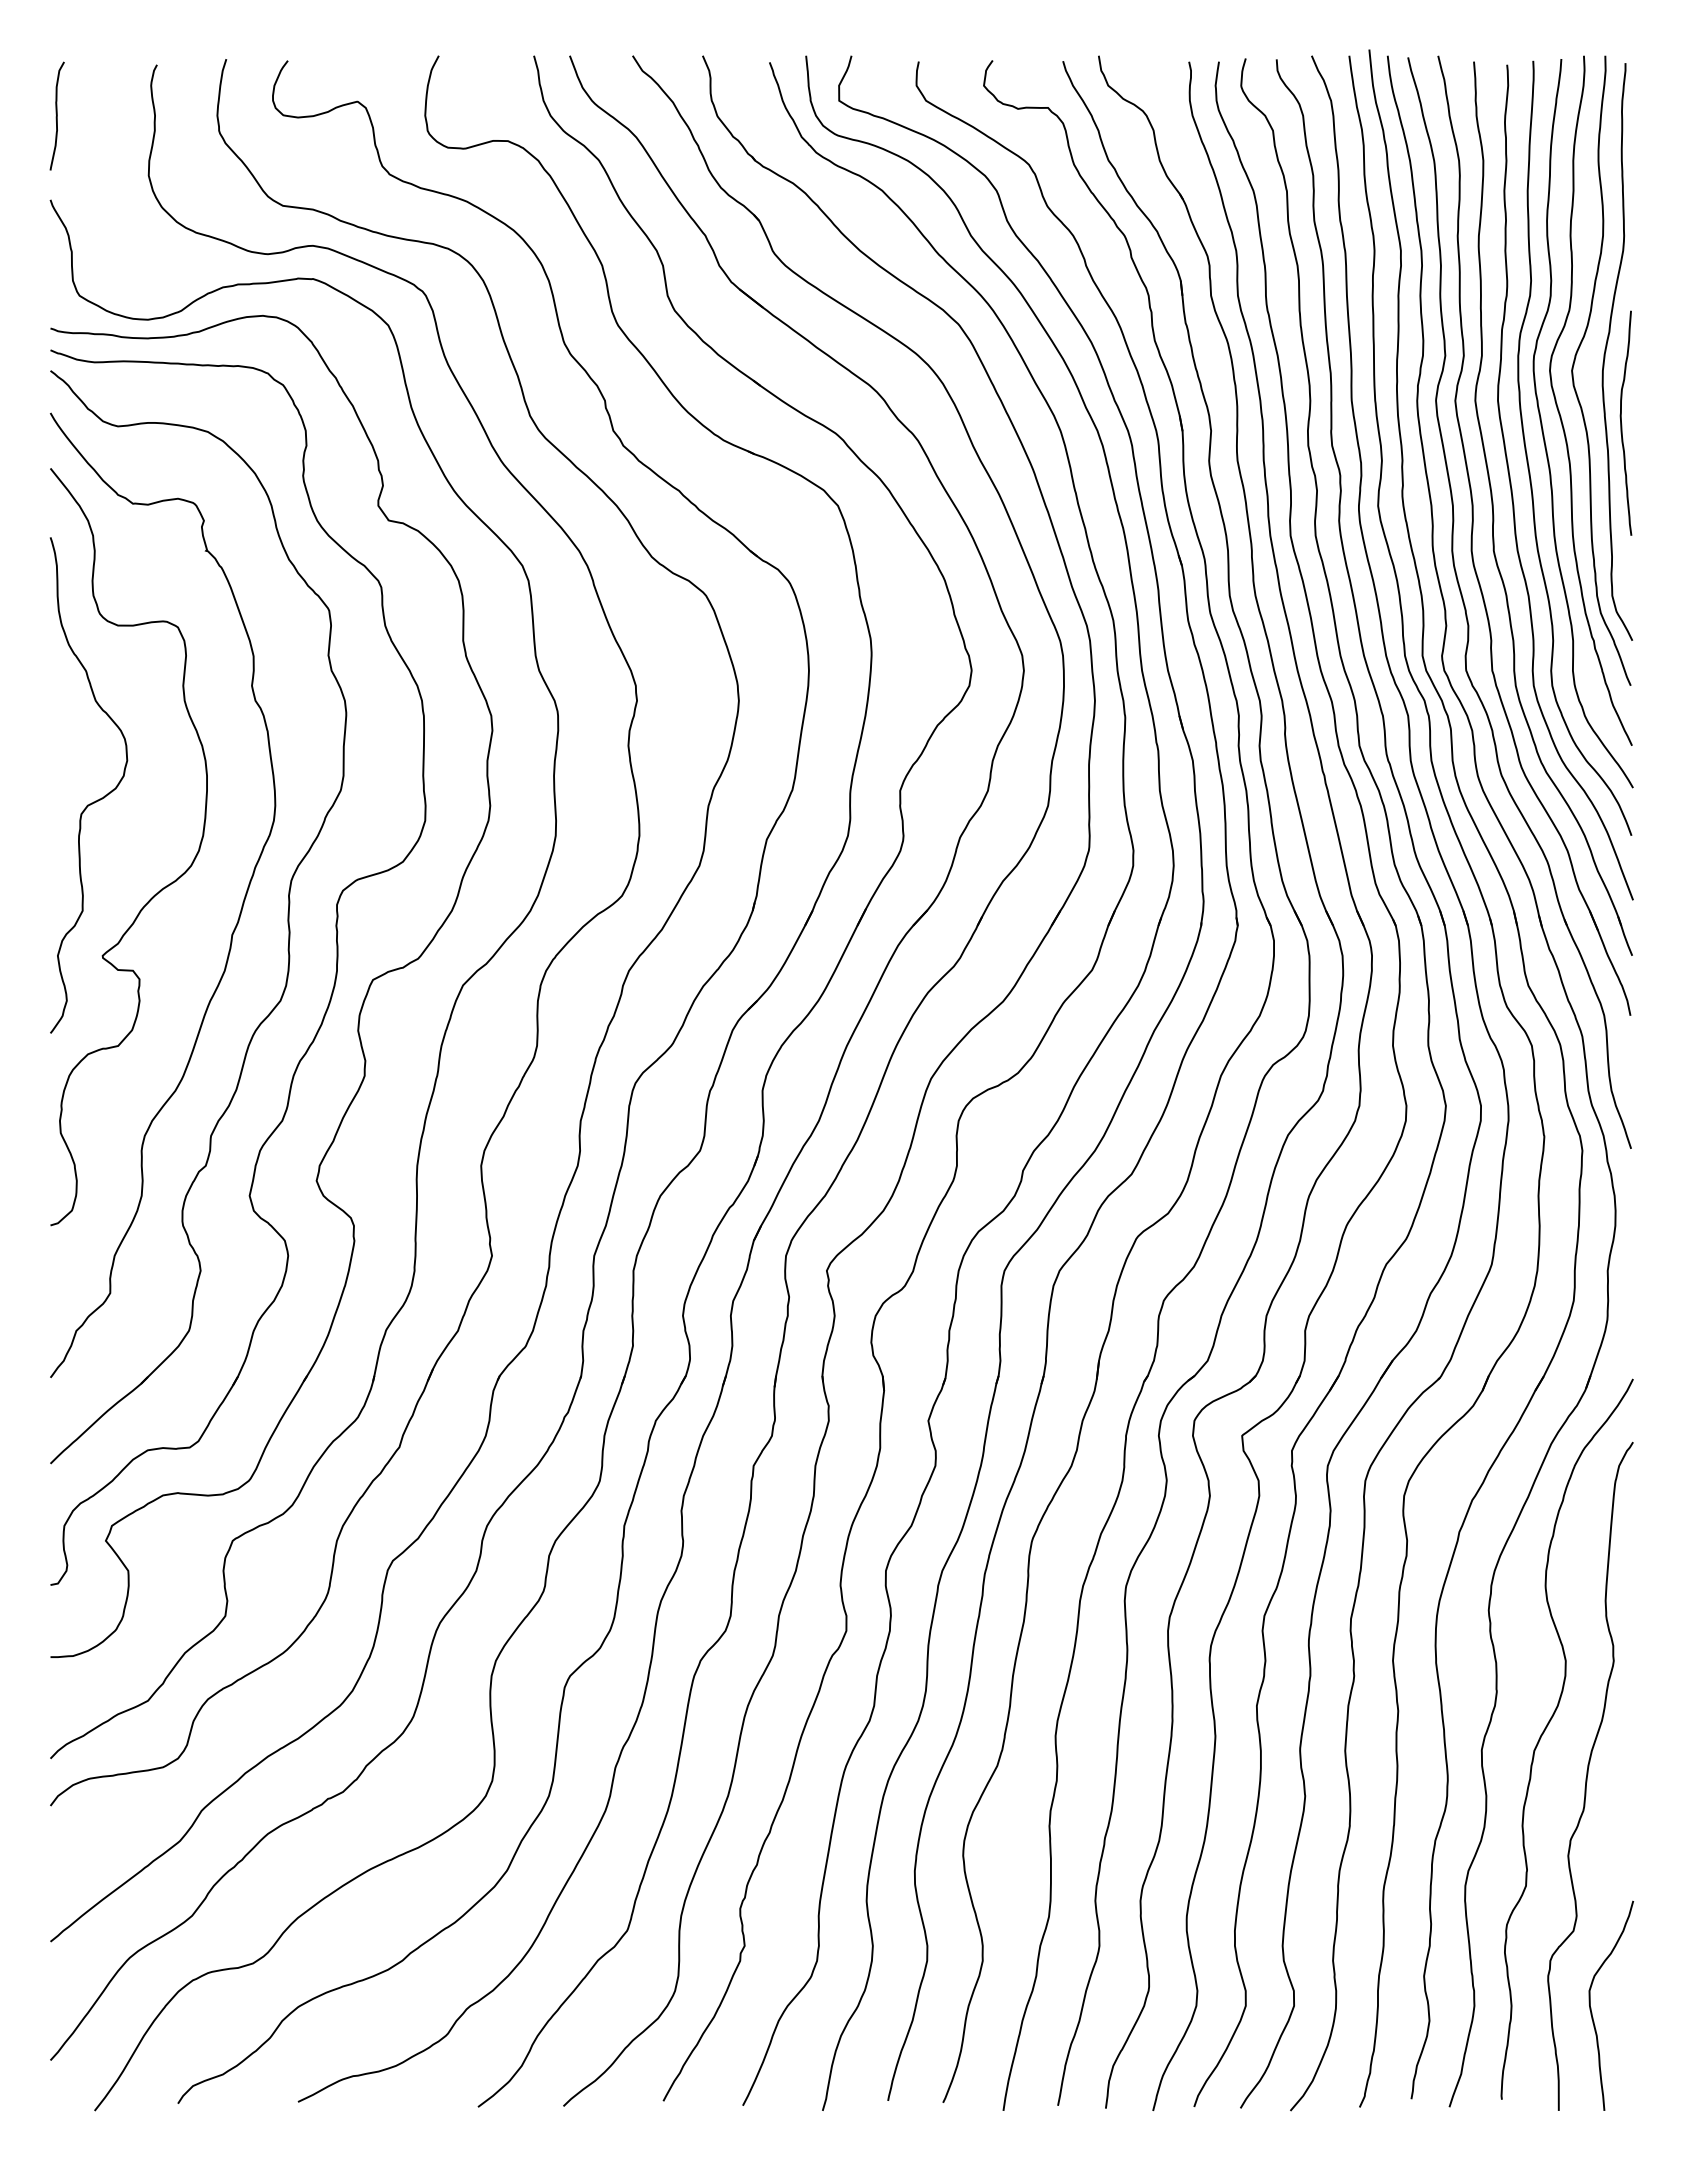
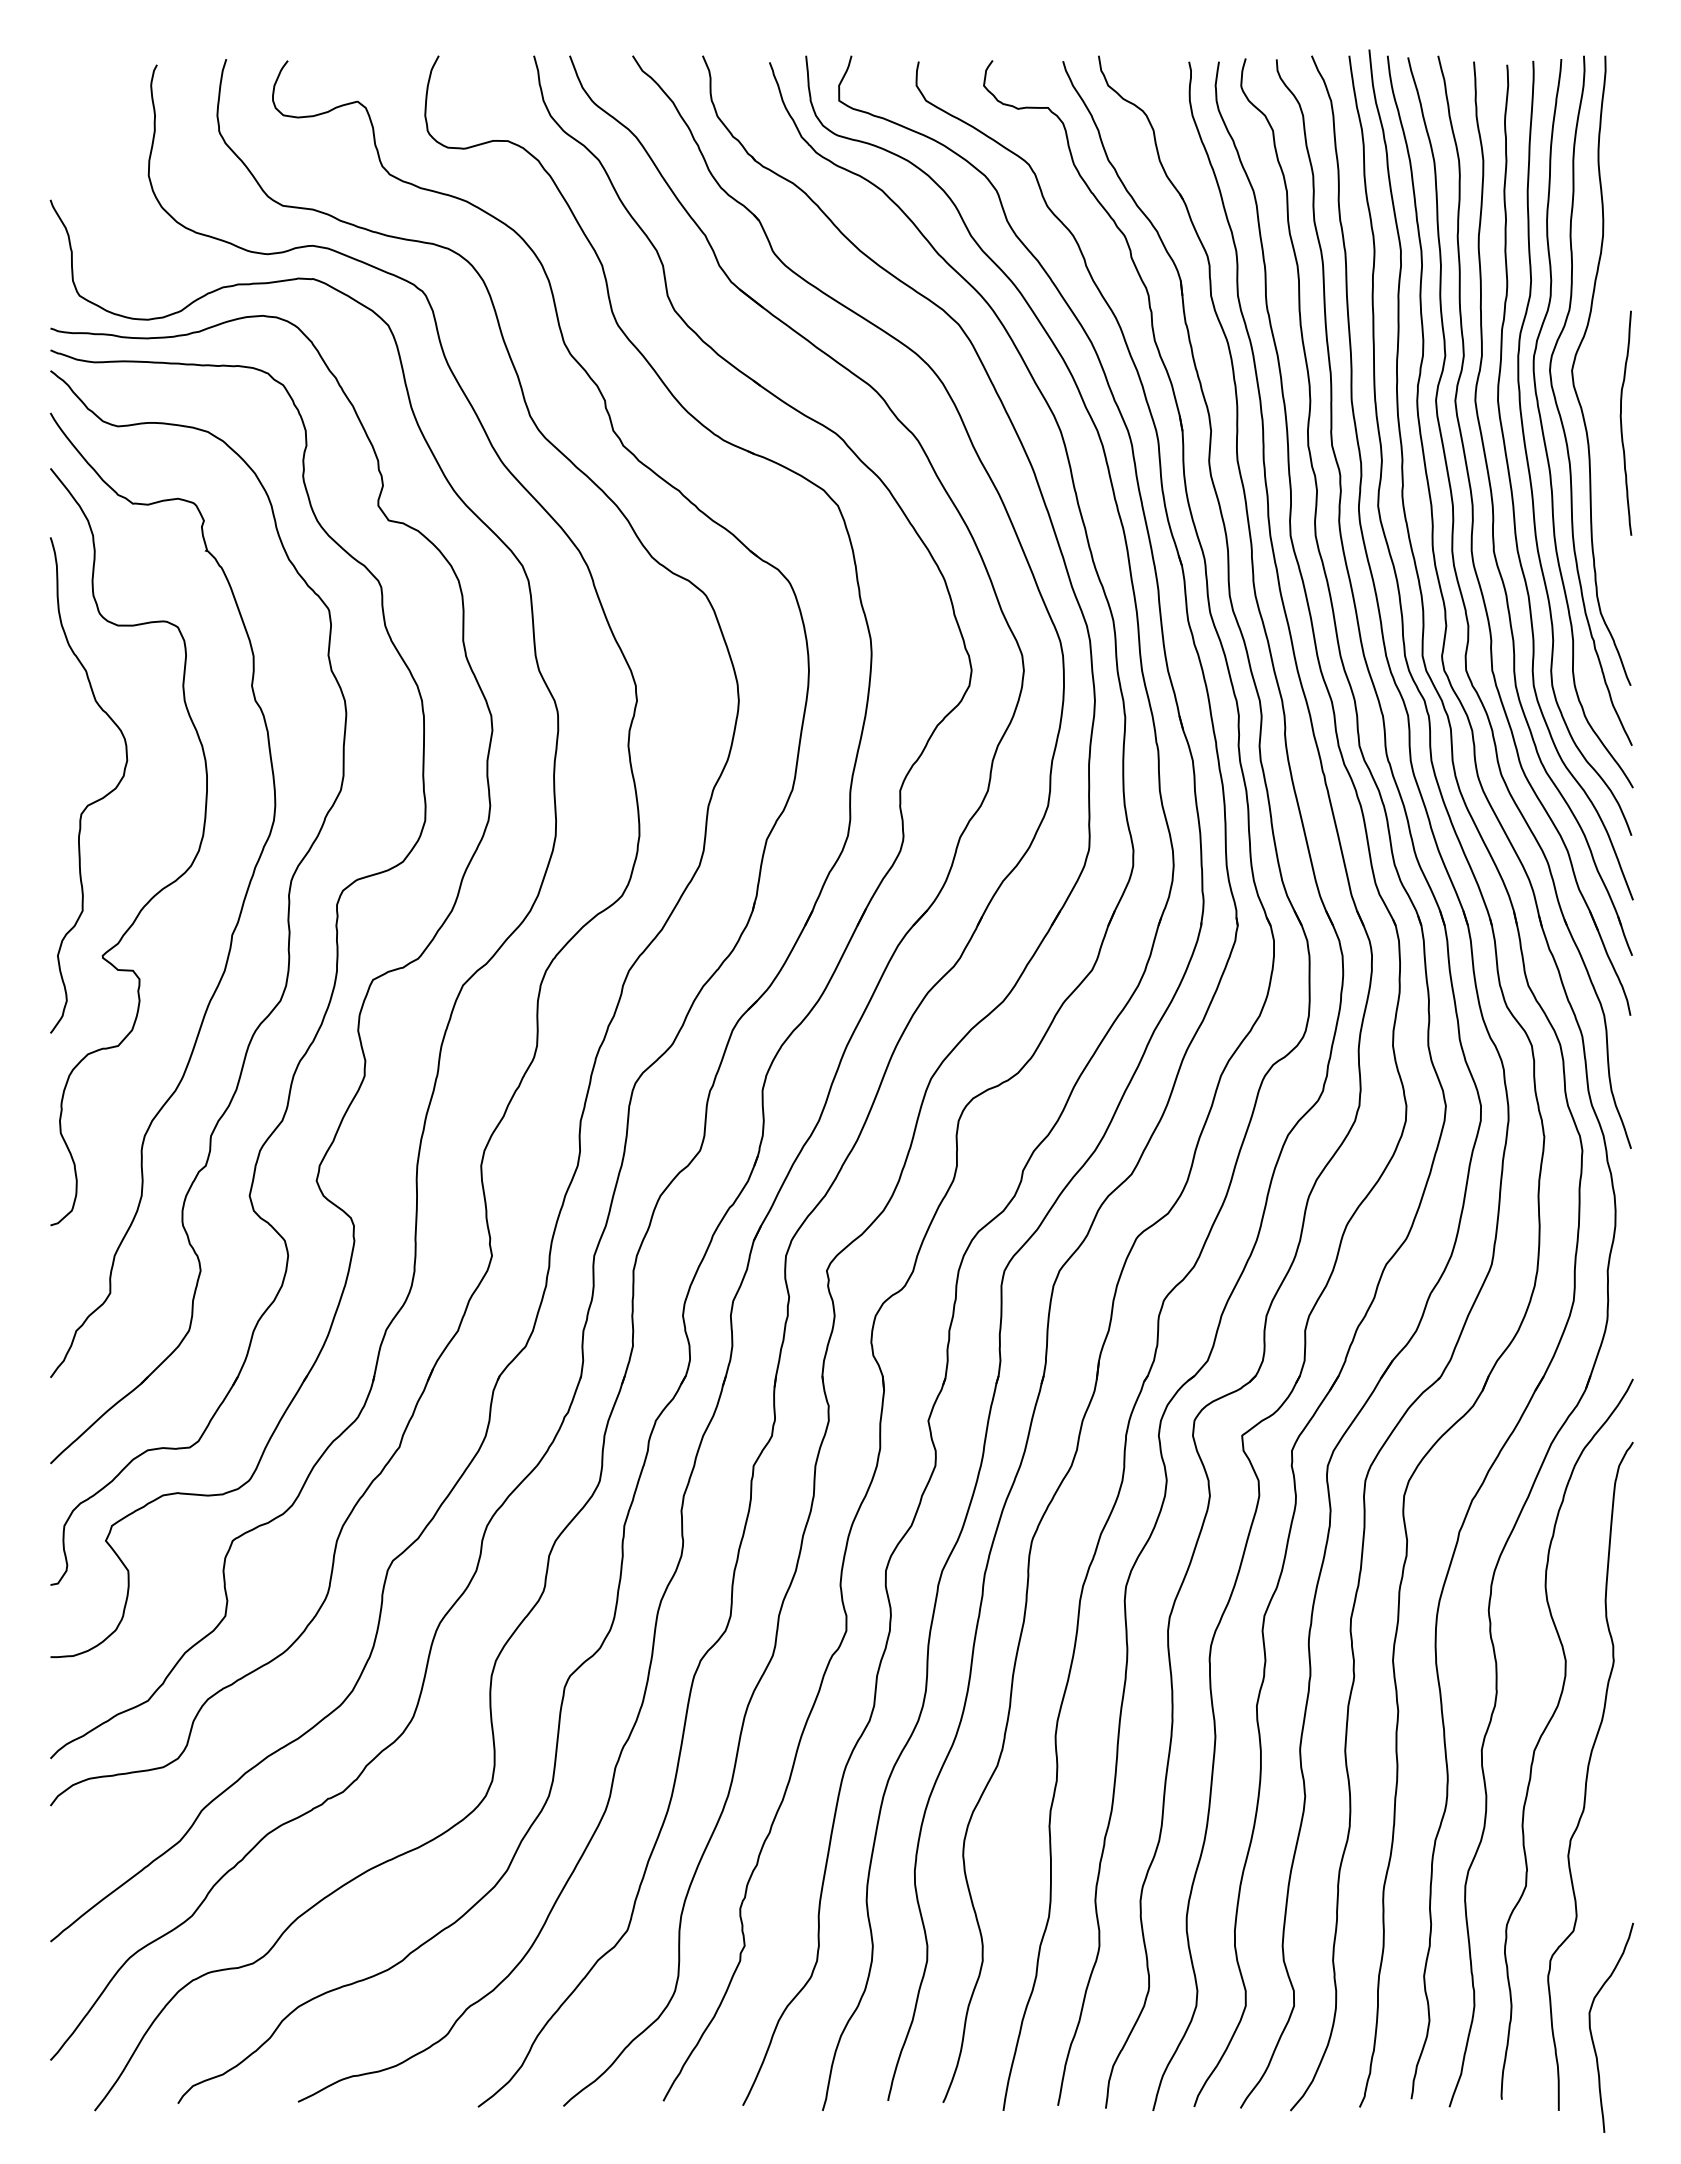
curve: present -> none (56, 115)
curve: present -> none (1606, 351)
curve position: (1591, 2007) -> (1591, 2029) (1591, 2029)
